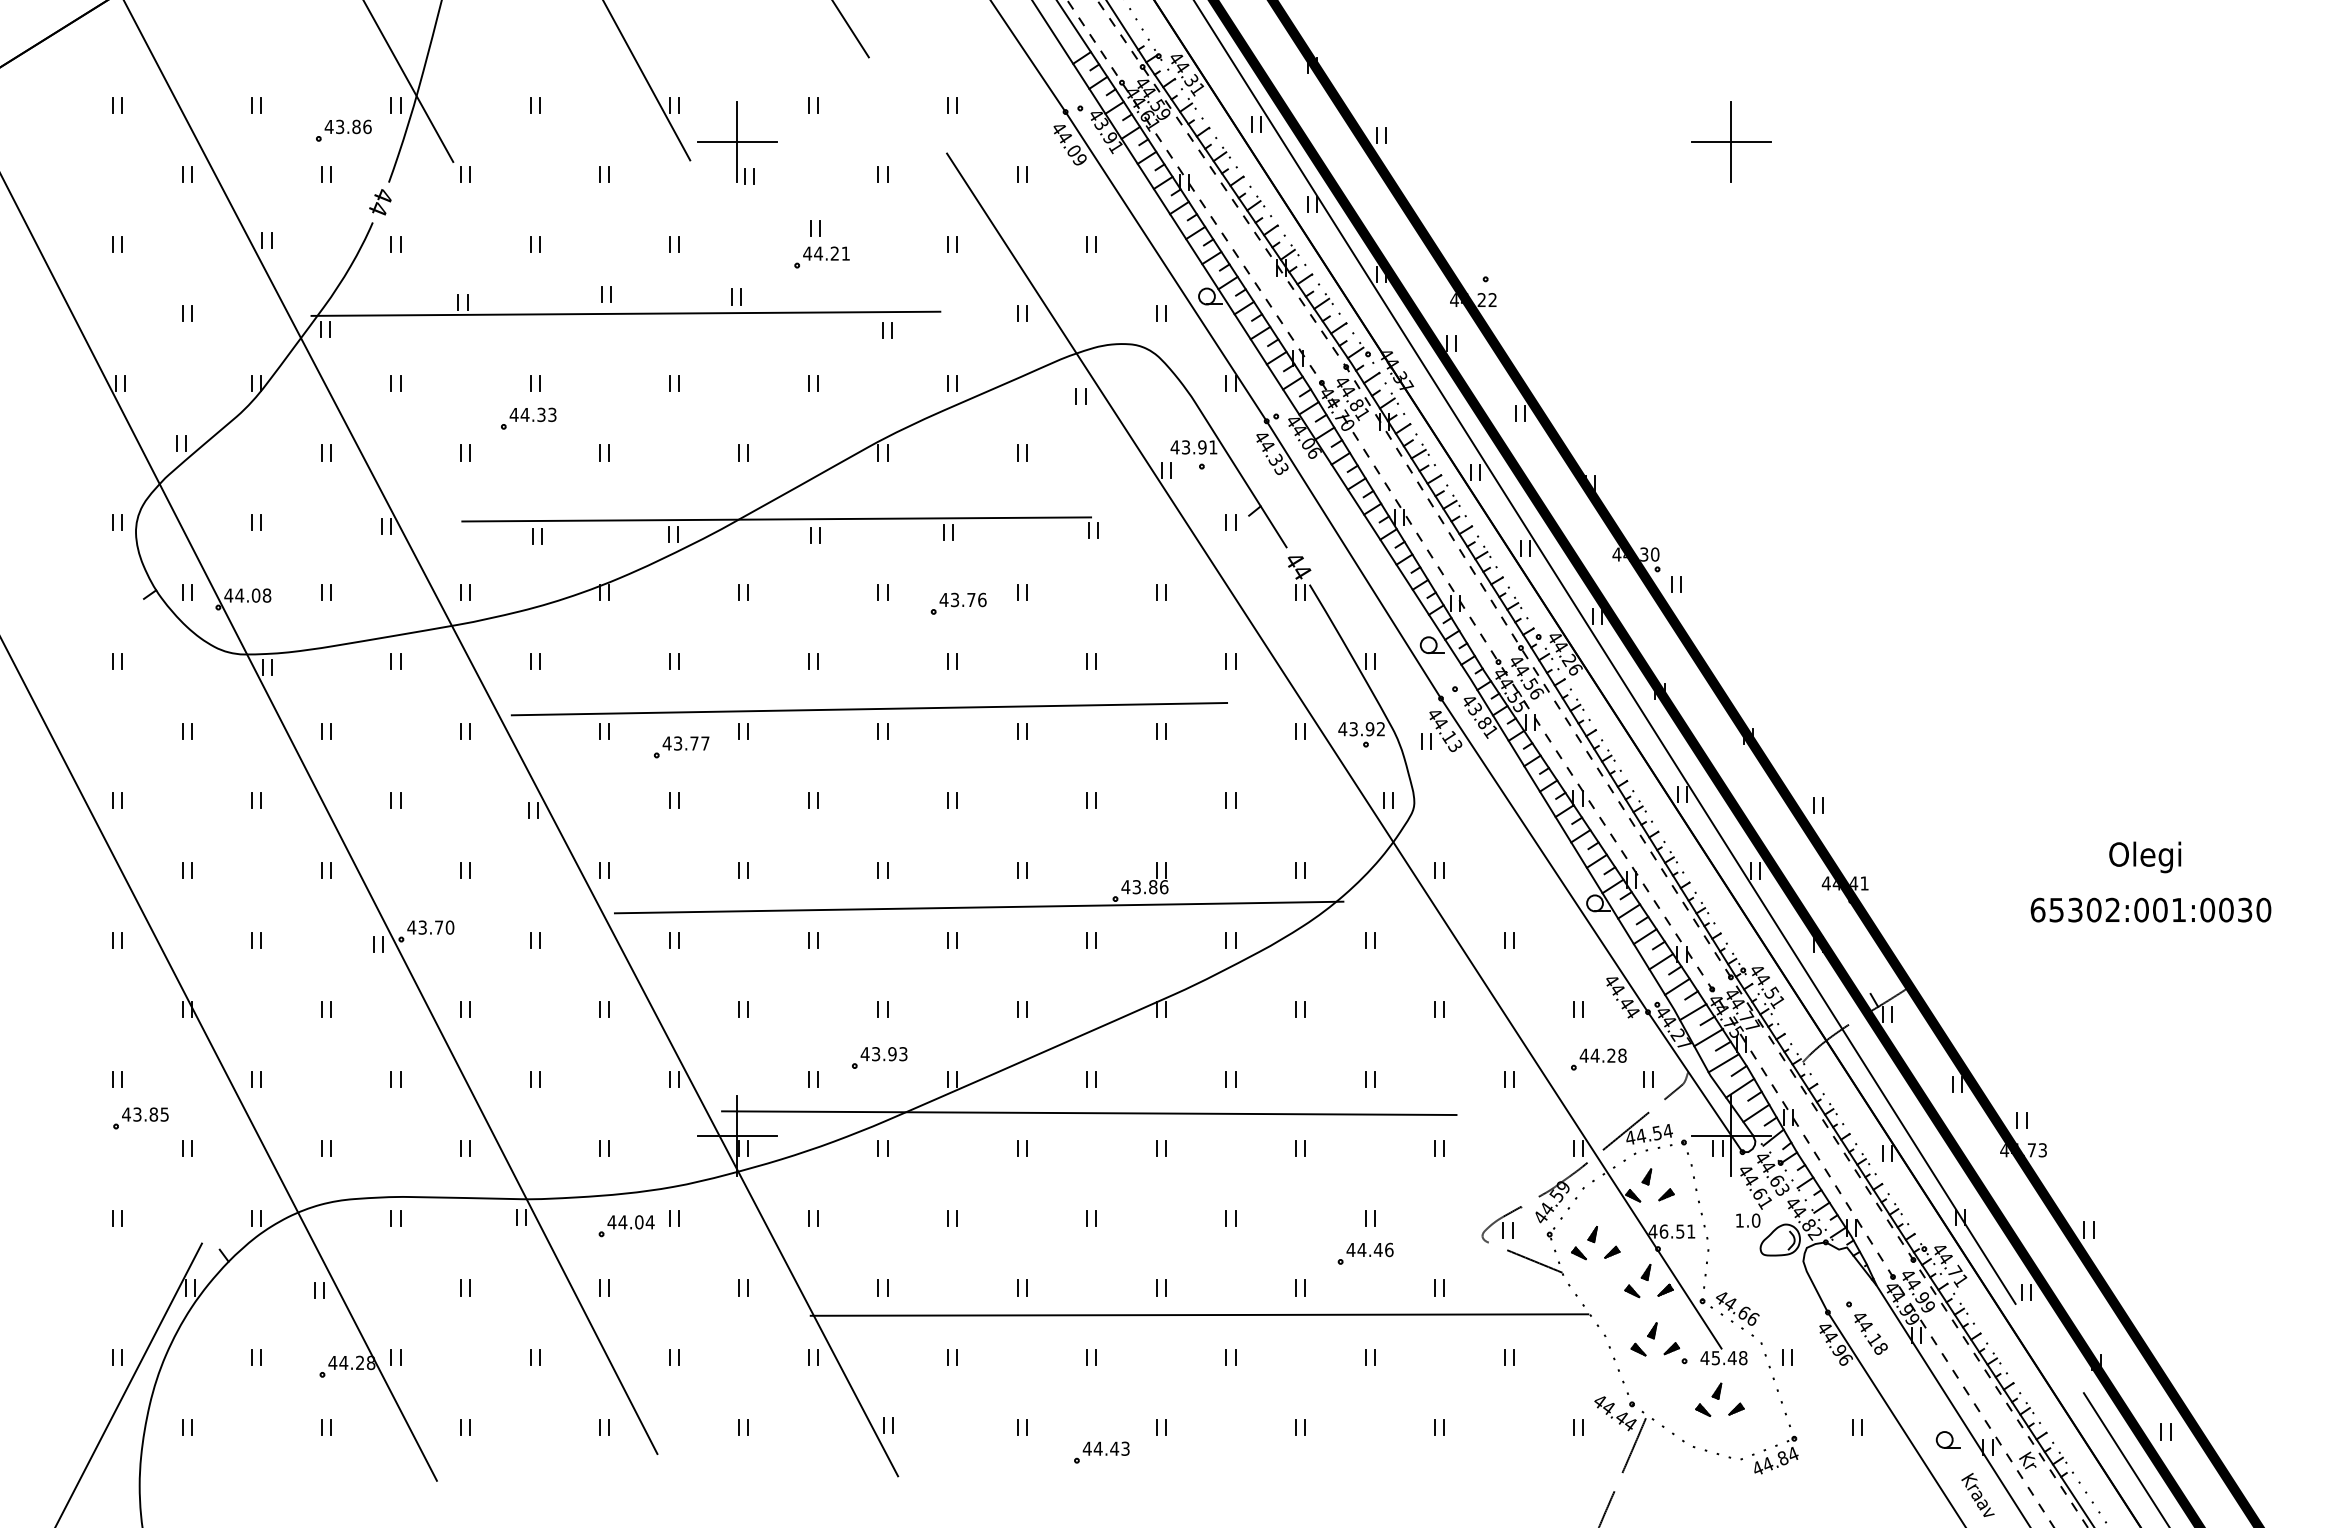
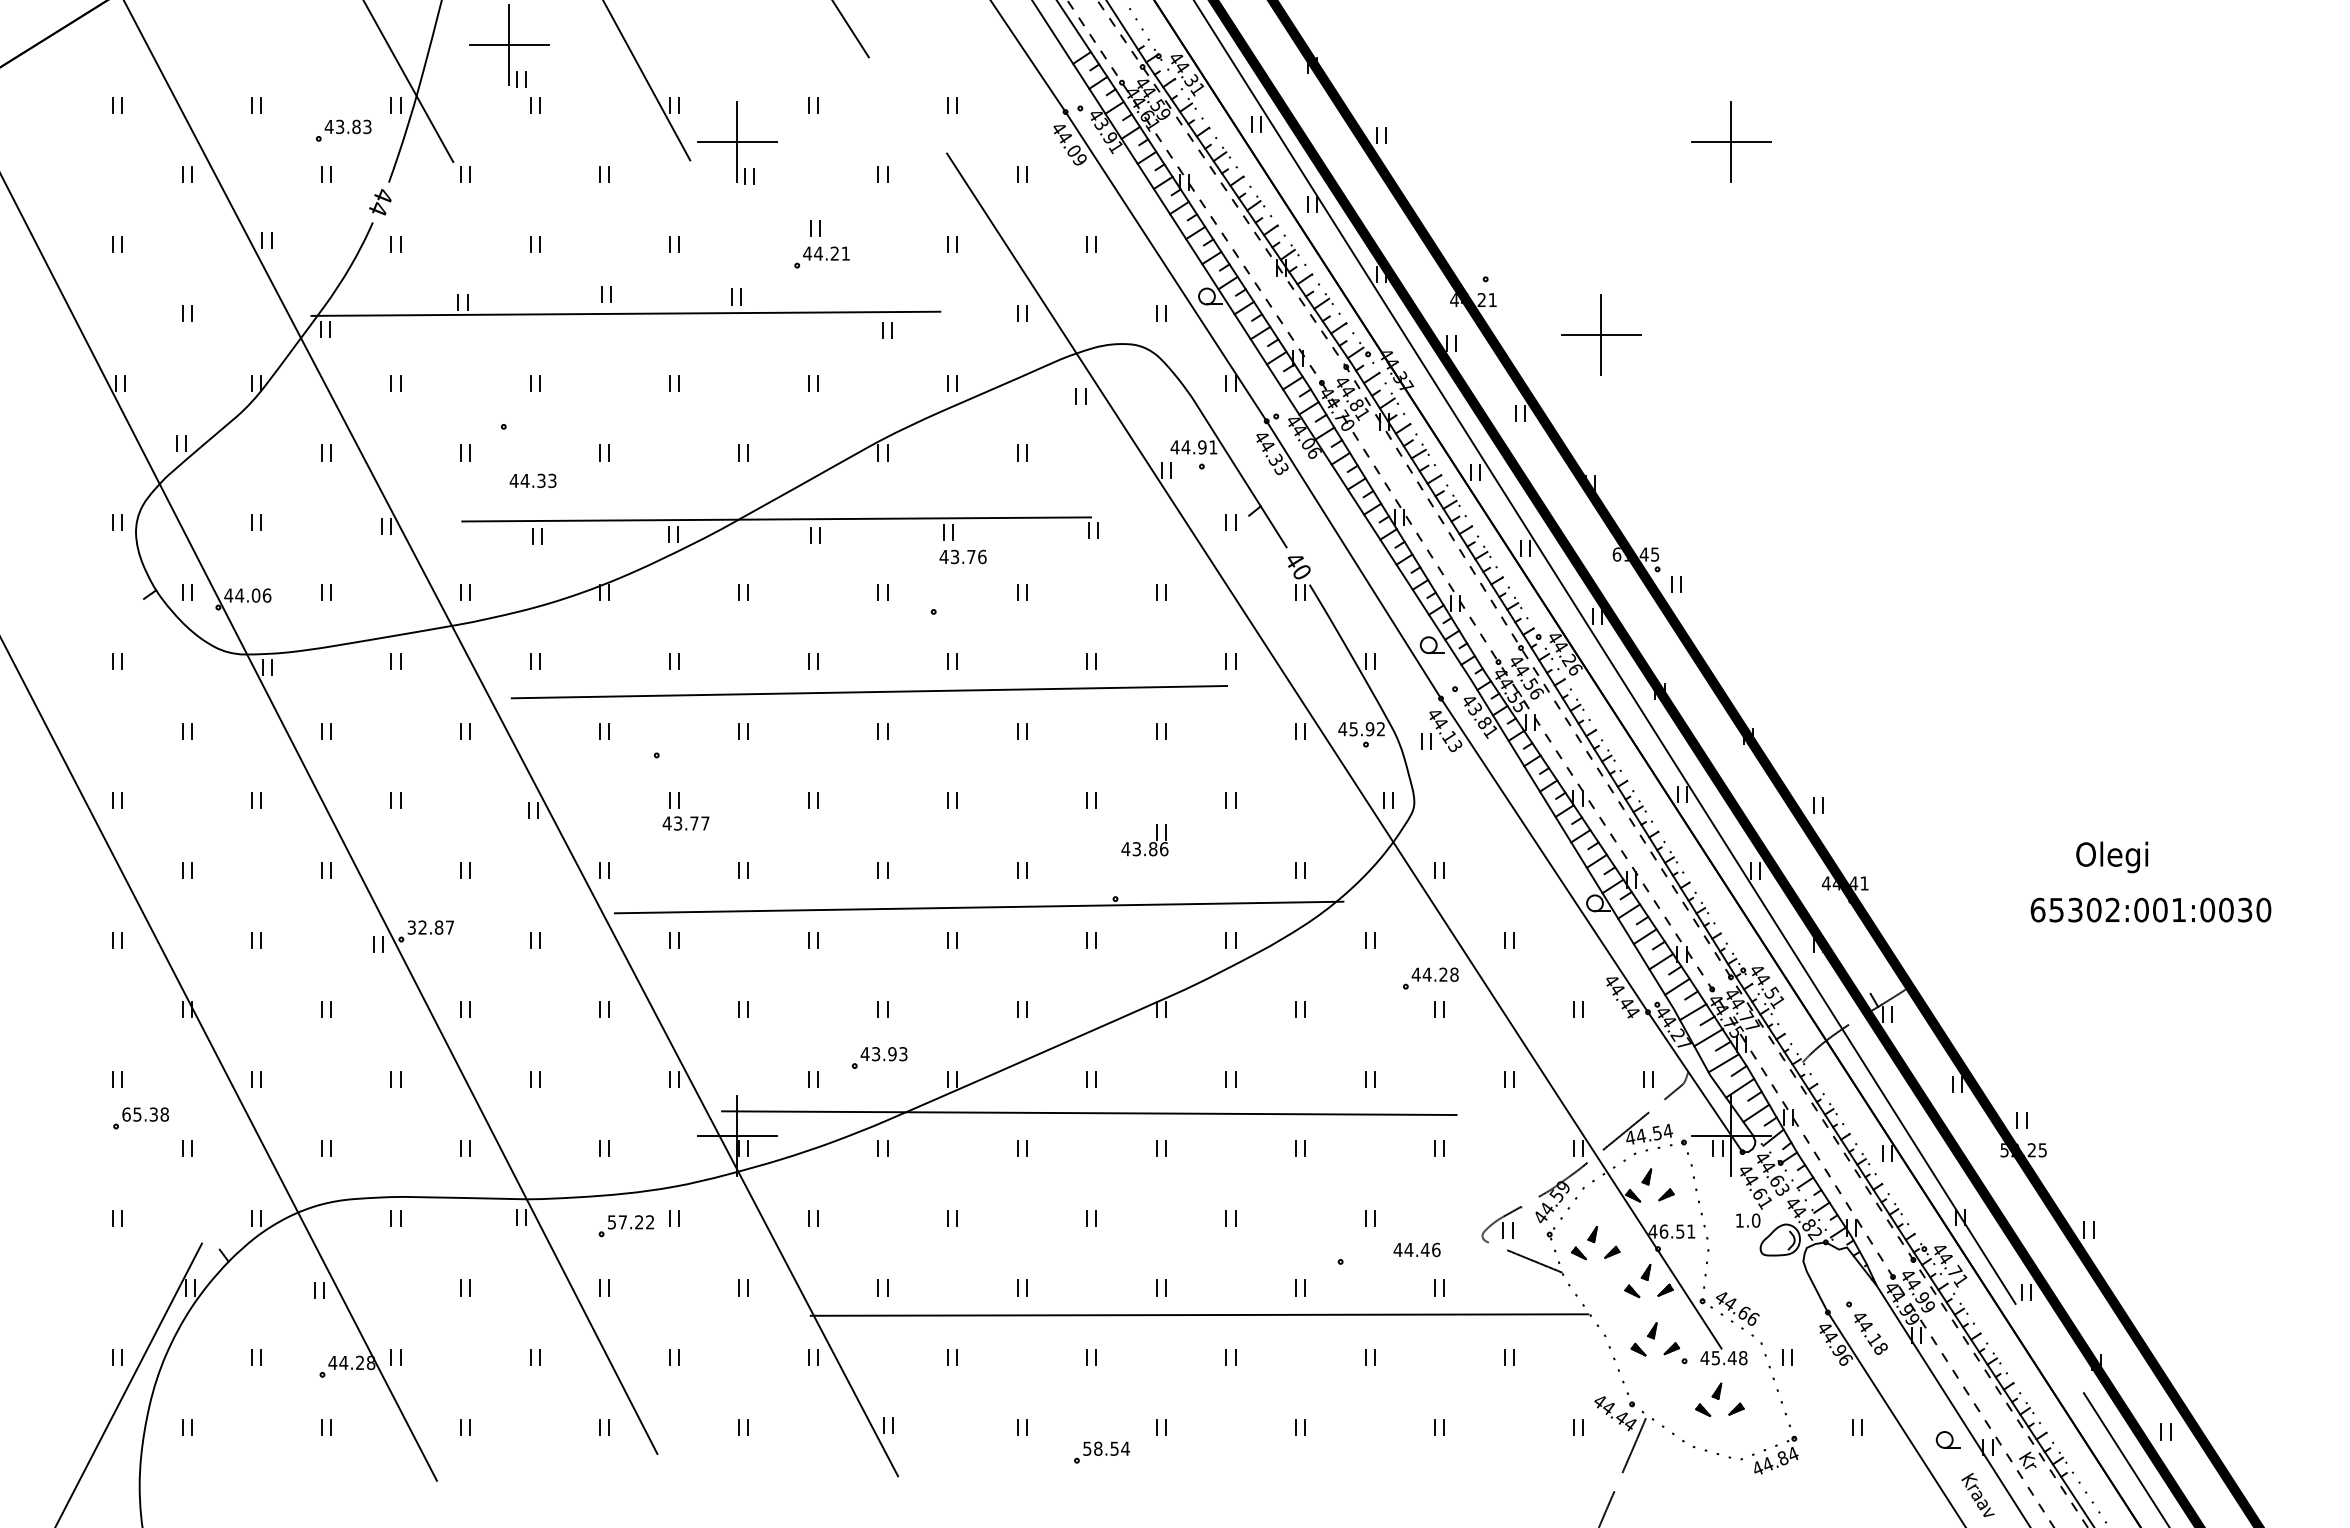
part: none -> present (509, 45)
text: 43.86 -> 43.83 (367, 126)
text: 44.22 -> 44.21 (1492, 299)
part: none -> present (1601, 334)
text position: (532, 414) -> (532, 480) (532, 480)
text: 43.91 -> 44.91 (1185, 447)
text: 44.30 -> 61.45 (1635, 554)
text: 44 -> 40 (1302, 572)
text: 44.08 -> 44.06 (266, 595)
text position: (962, 599) -> (962, 556) (962, 556)
line position: (868, 709) -> (868, 692) (868, 692)
text: 43.92 -> 45.92 (1353, 728)
text position: (685, 743) -> (685, 823) (685, 823)
text position: (2145, 857) -> (2112, 857) (2112, 857)
part position: (1144, 878) -> (1144, 840) (1144, 840)
text: 43.70 -> 32.87 (430, 927)
part position: (1598, 1059) -> (1430, 978) (1430, 978)
text: 43.85 -> 65.38 (145, 1114)
text: 44.73 -> 52.25 (2023, 1150)
text: 44.04 -> 57.22 (630, 1222)
text position: (1369, 1249) -> (1416, 1249) (1416, 1249)
text: 44.43 -> 58.54 (1106, 1448)
